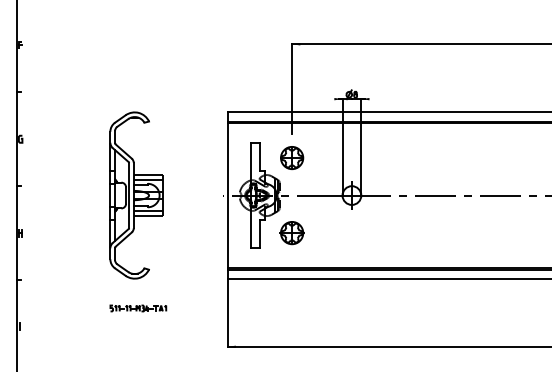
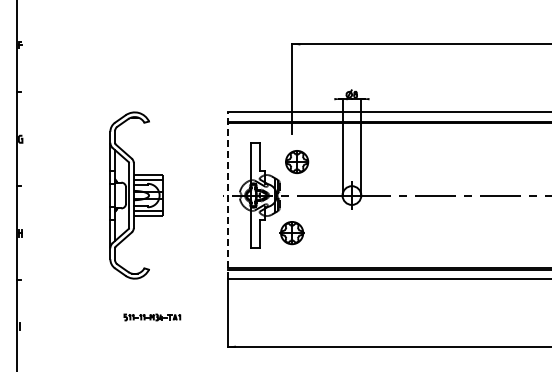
part position: (292, 158) -> (297, 162) (297, 162)
line: solid -> dashed (227, 195)
part position: (138, 308) -> (152, 317) (152, 317)
